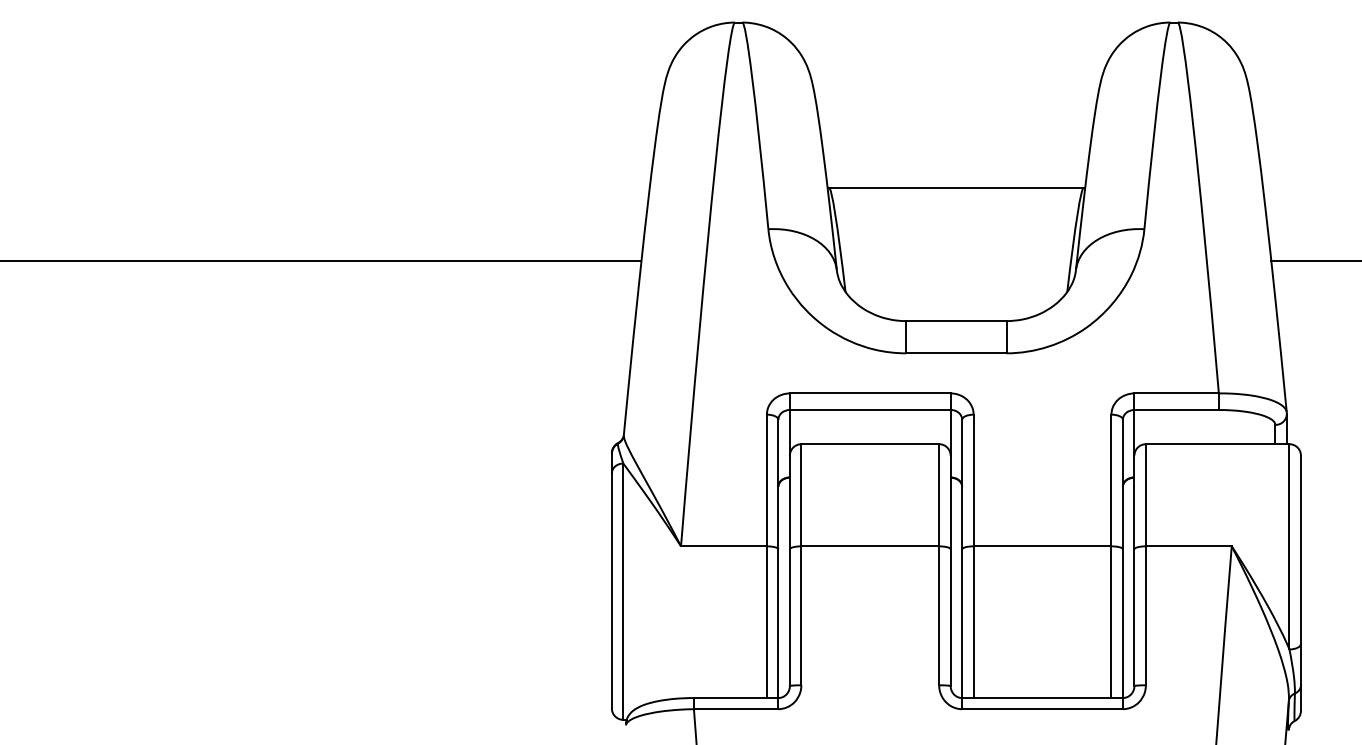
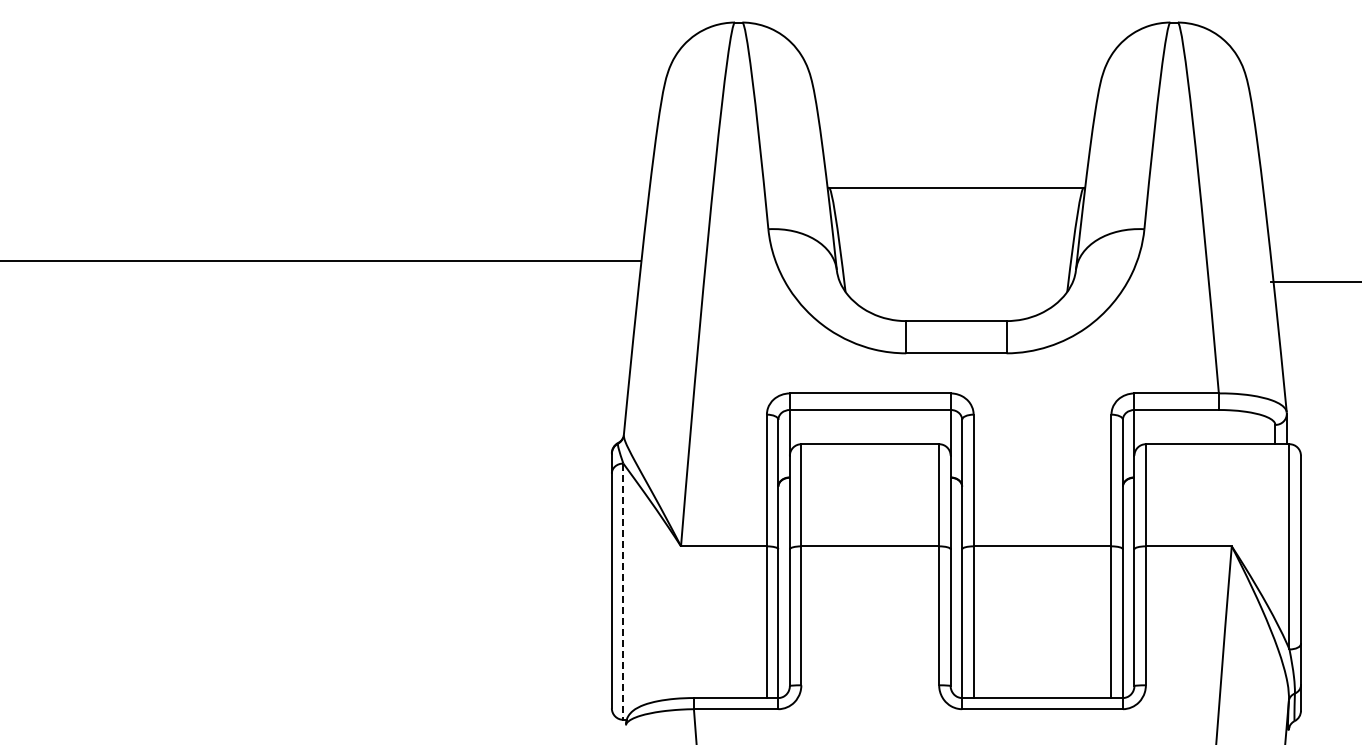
line position: (1314, 261) -> (1314, 282) (1314, 282)
line: solid -> dashed (623, 592)
